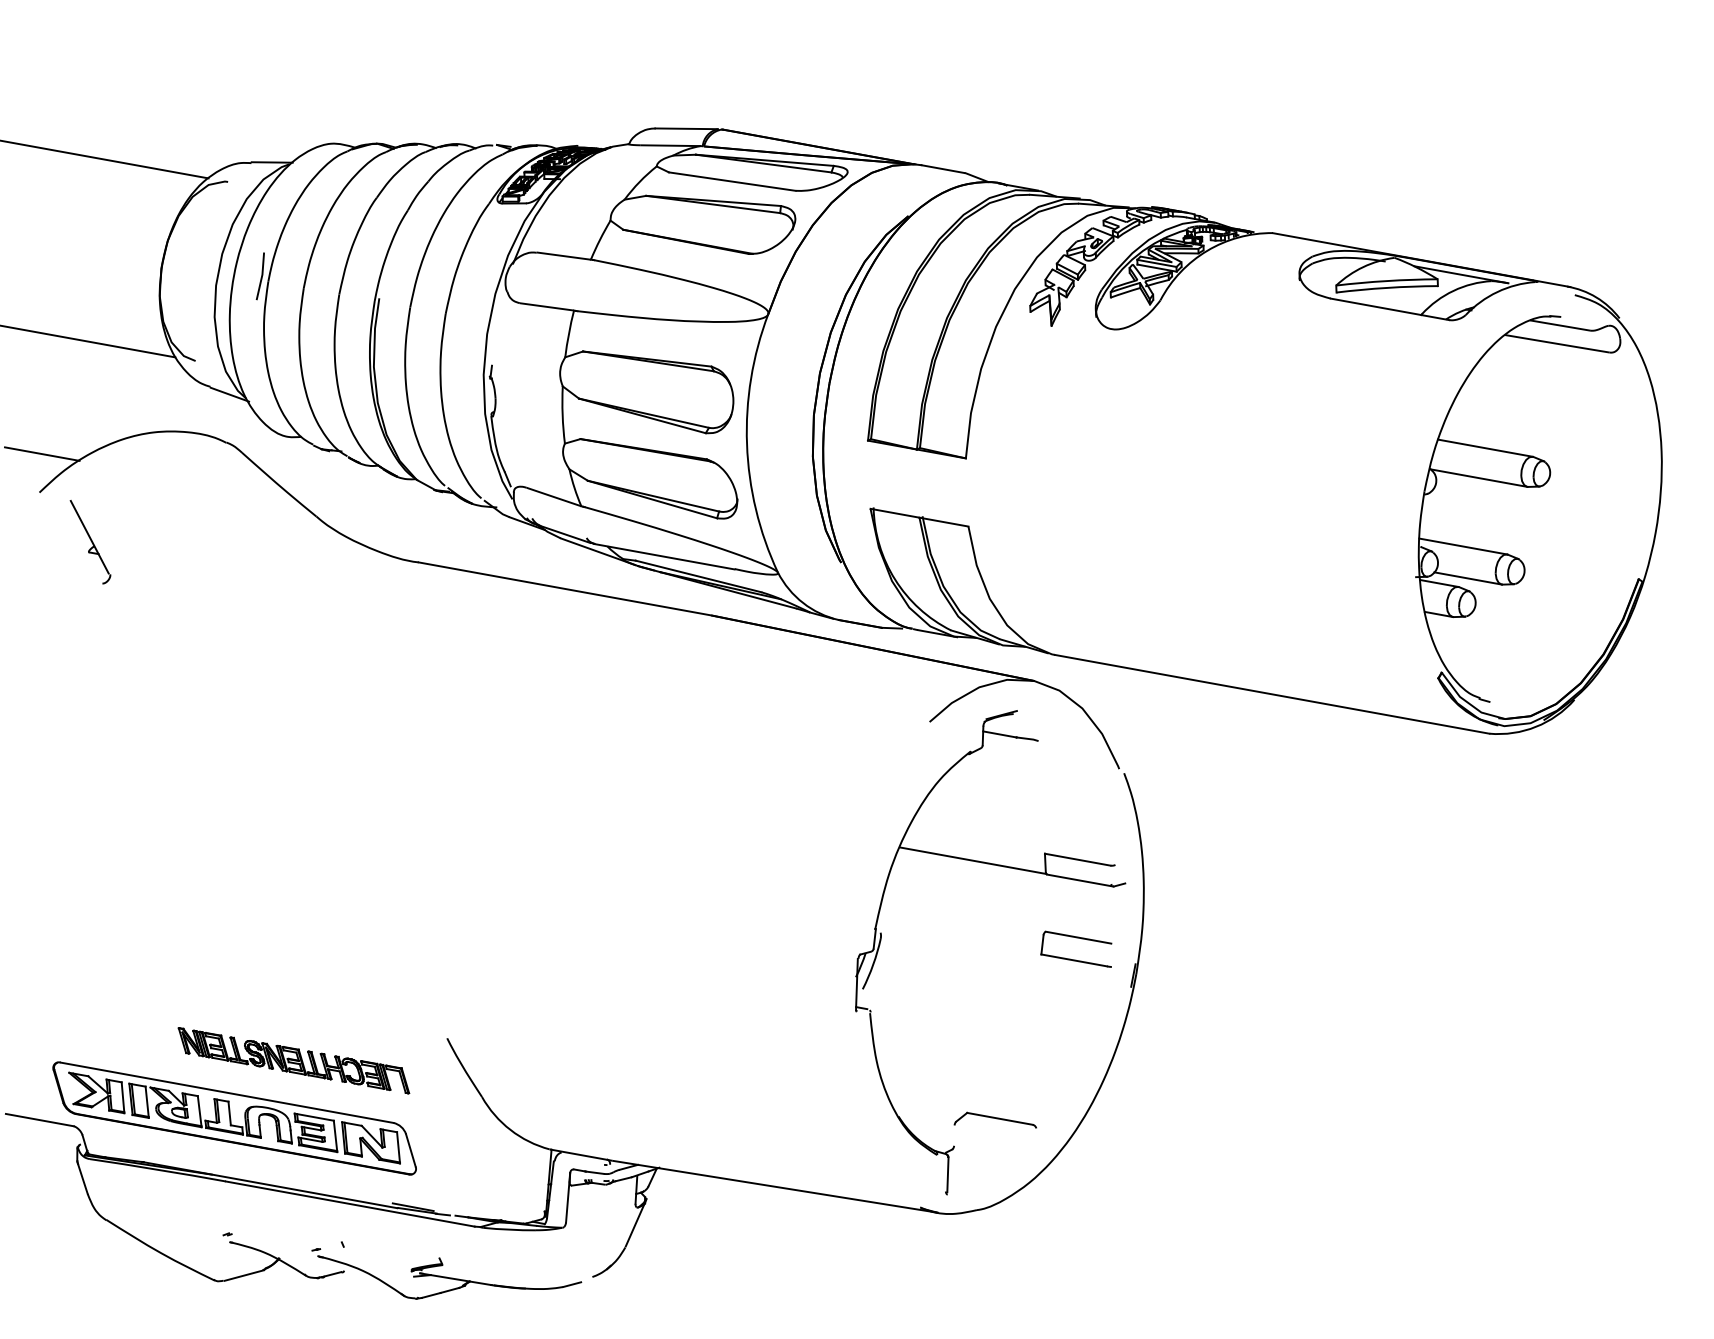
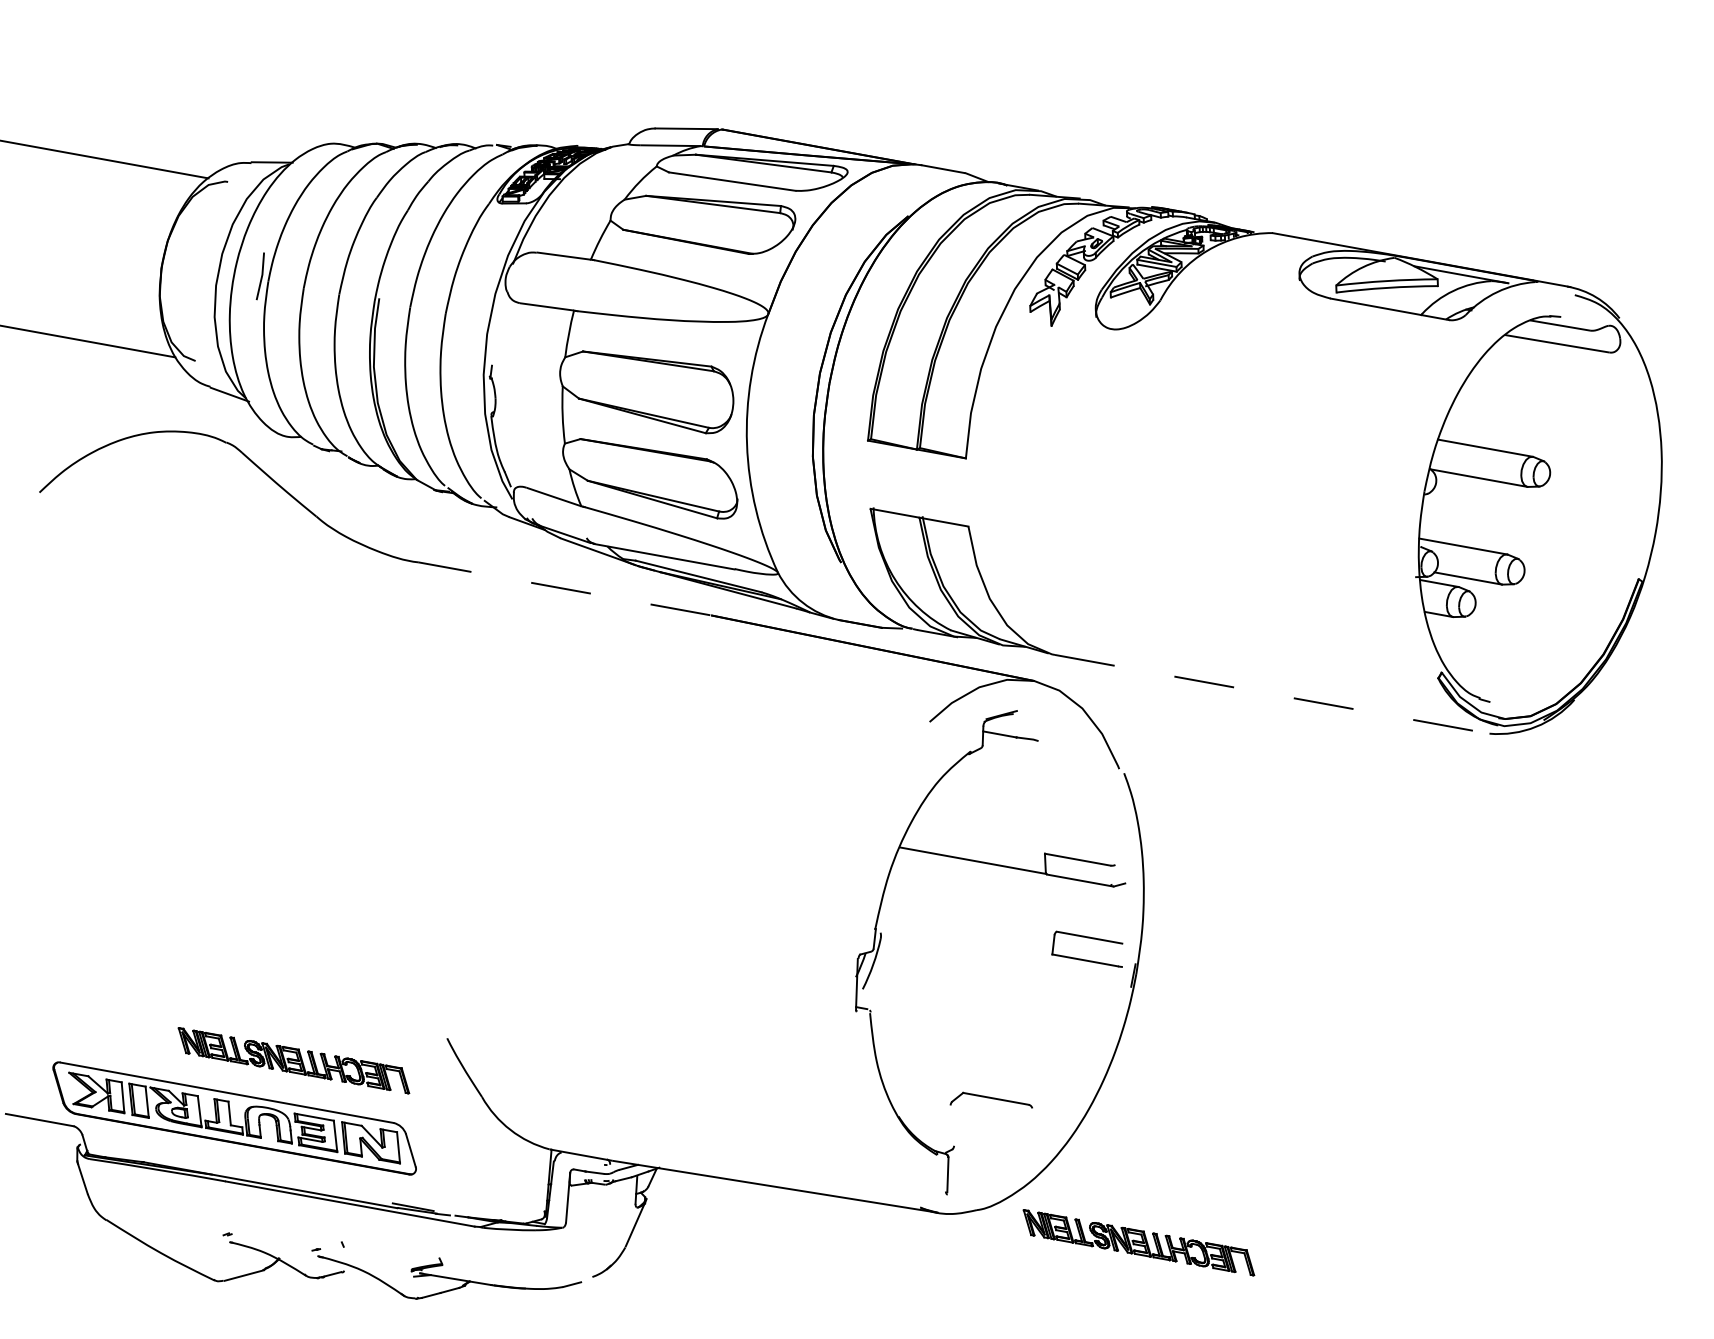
line: present -> none (41, 453)
part: present -> none (90, 542)
line: solid -> dashed (564, 588)
line: solid -> dashed (1272, 694)
part position: (1076, 938) -> (1087, 938) (1087, 938)
part position: (994, 1119) -> (990, 1099) (990, 1099)
part: none -> present (1138, 1242)
